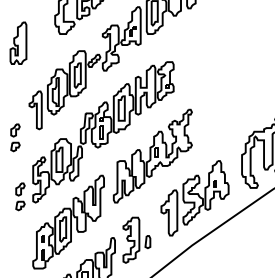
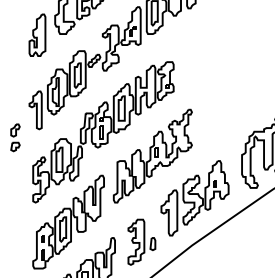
part position: (18, 42) -> (37, 34) (37, 34)
part: present -> none (20, 196)
part position: (136, 239) -> (141, 241) (141, 241)
